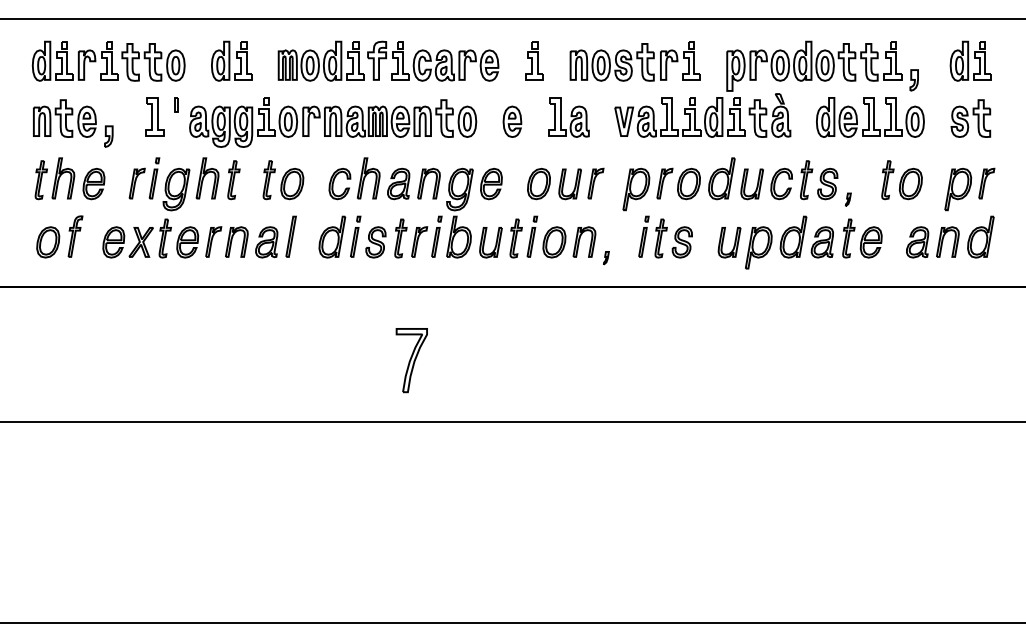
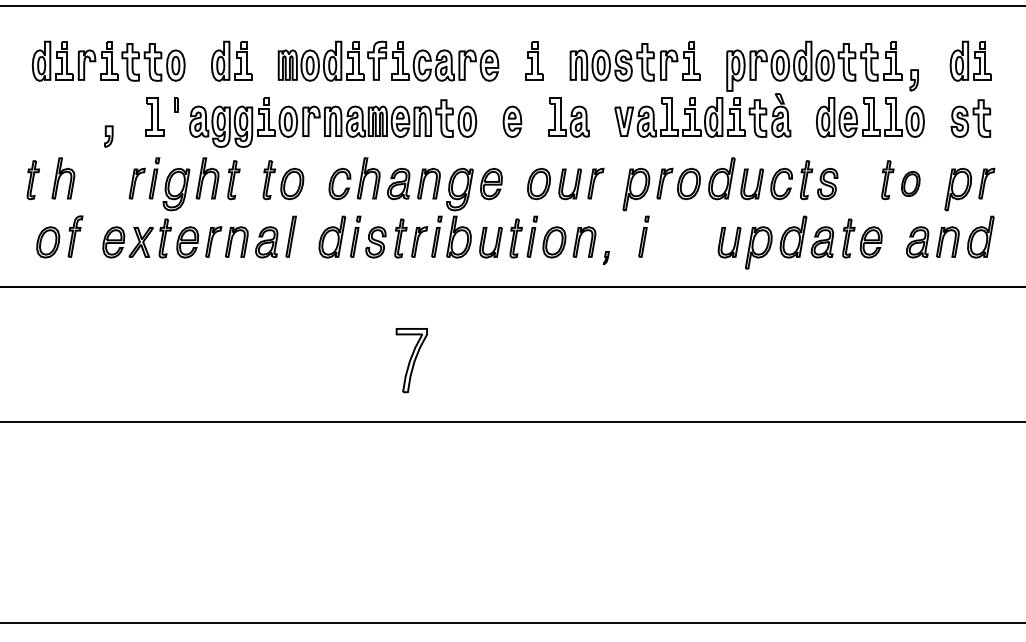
line position: (512, 19) -> (512, 6) (512, 6)
part: present -> none (64, 118)
part position: (40, 180) -> (32, 180) (32, 180)
part: present -> none (93, 183)
part size: 25x34 px -> 20x27 px (910, 184)
part: present -> none (848, 199)
part: present -> none (673, 238)
